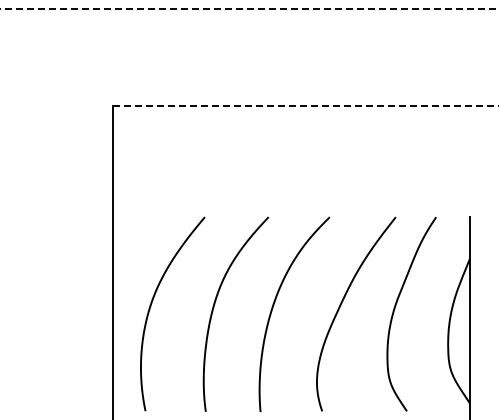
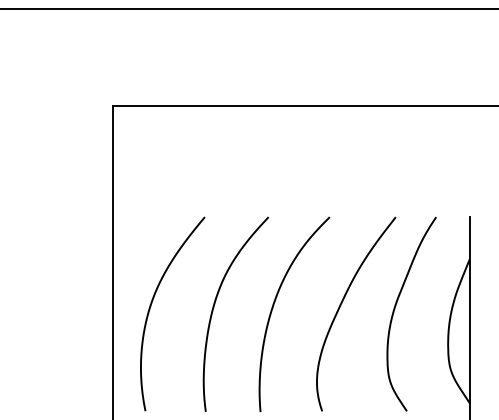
line: dashed -> solid (249, 8)
line: dashed -> solid (305, 105)
